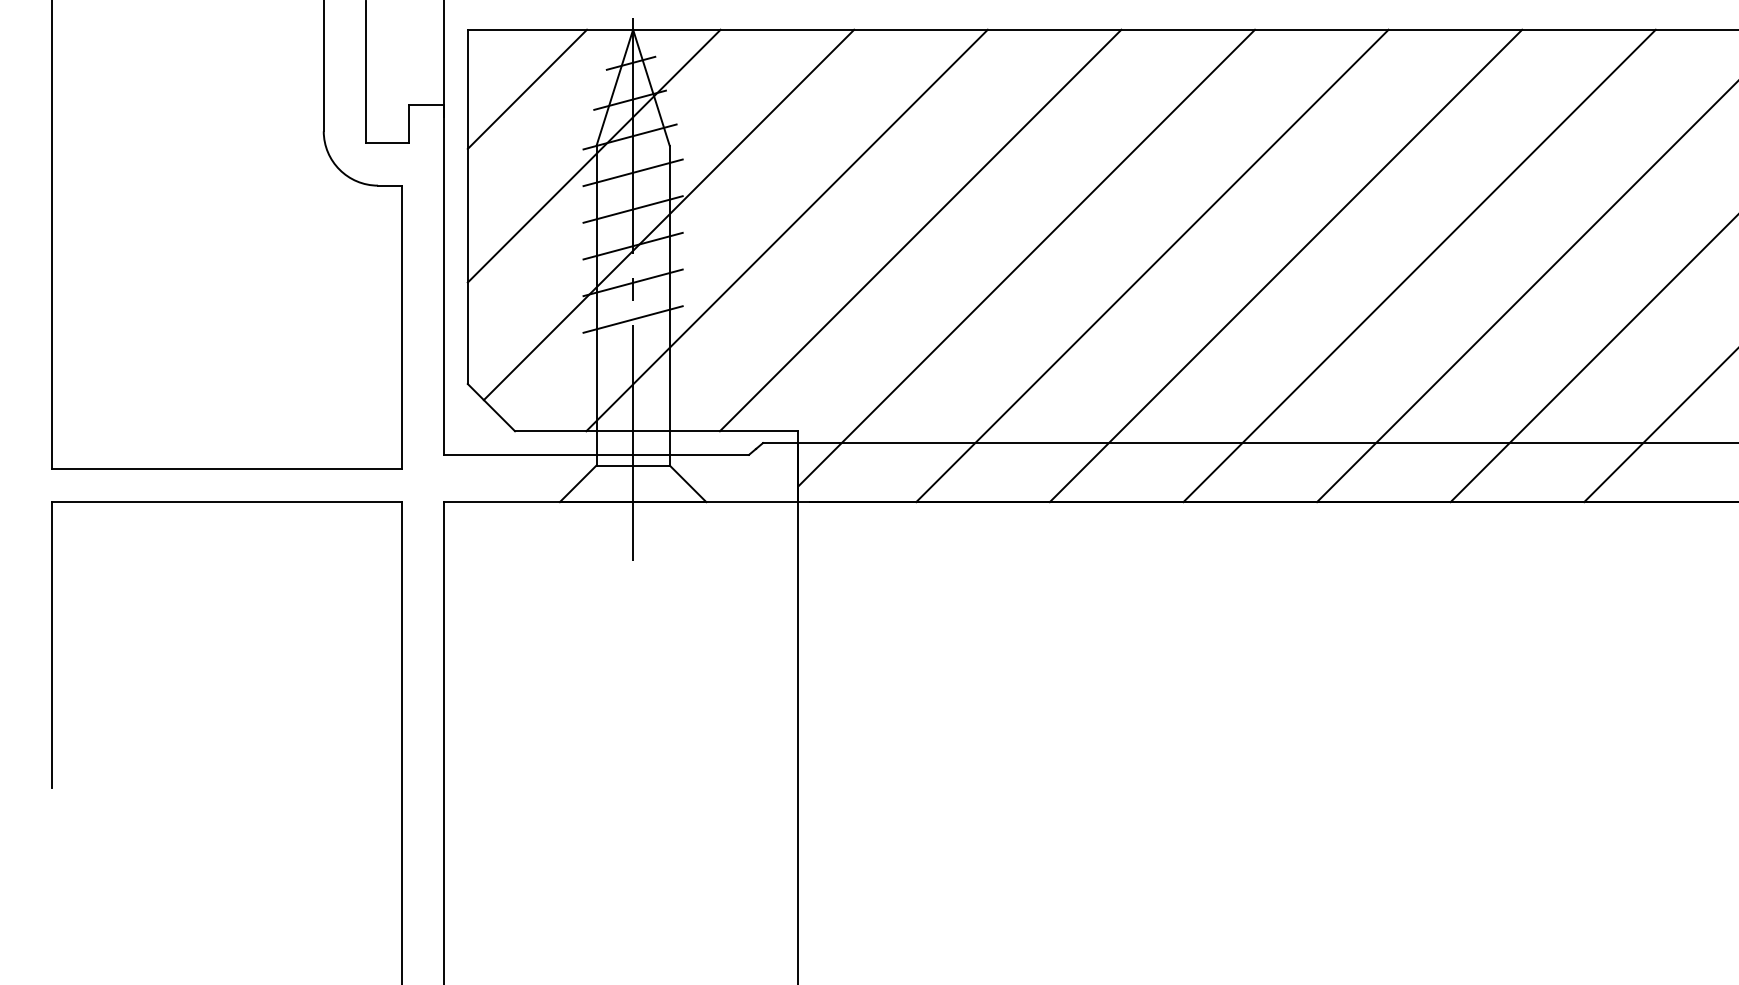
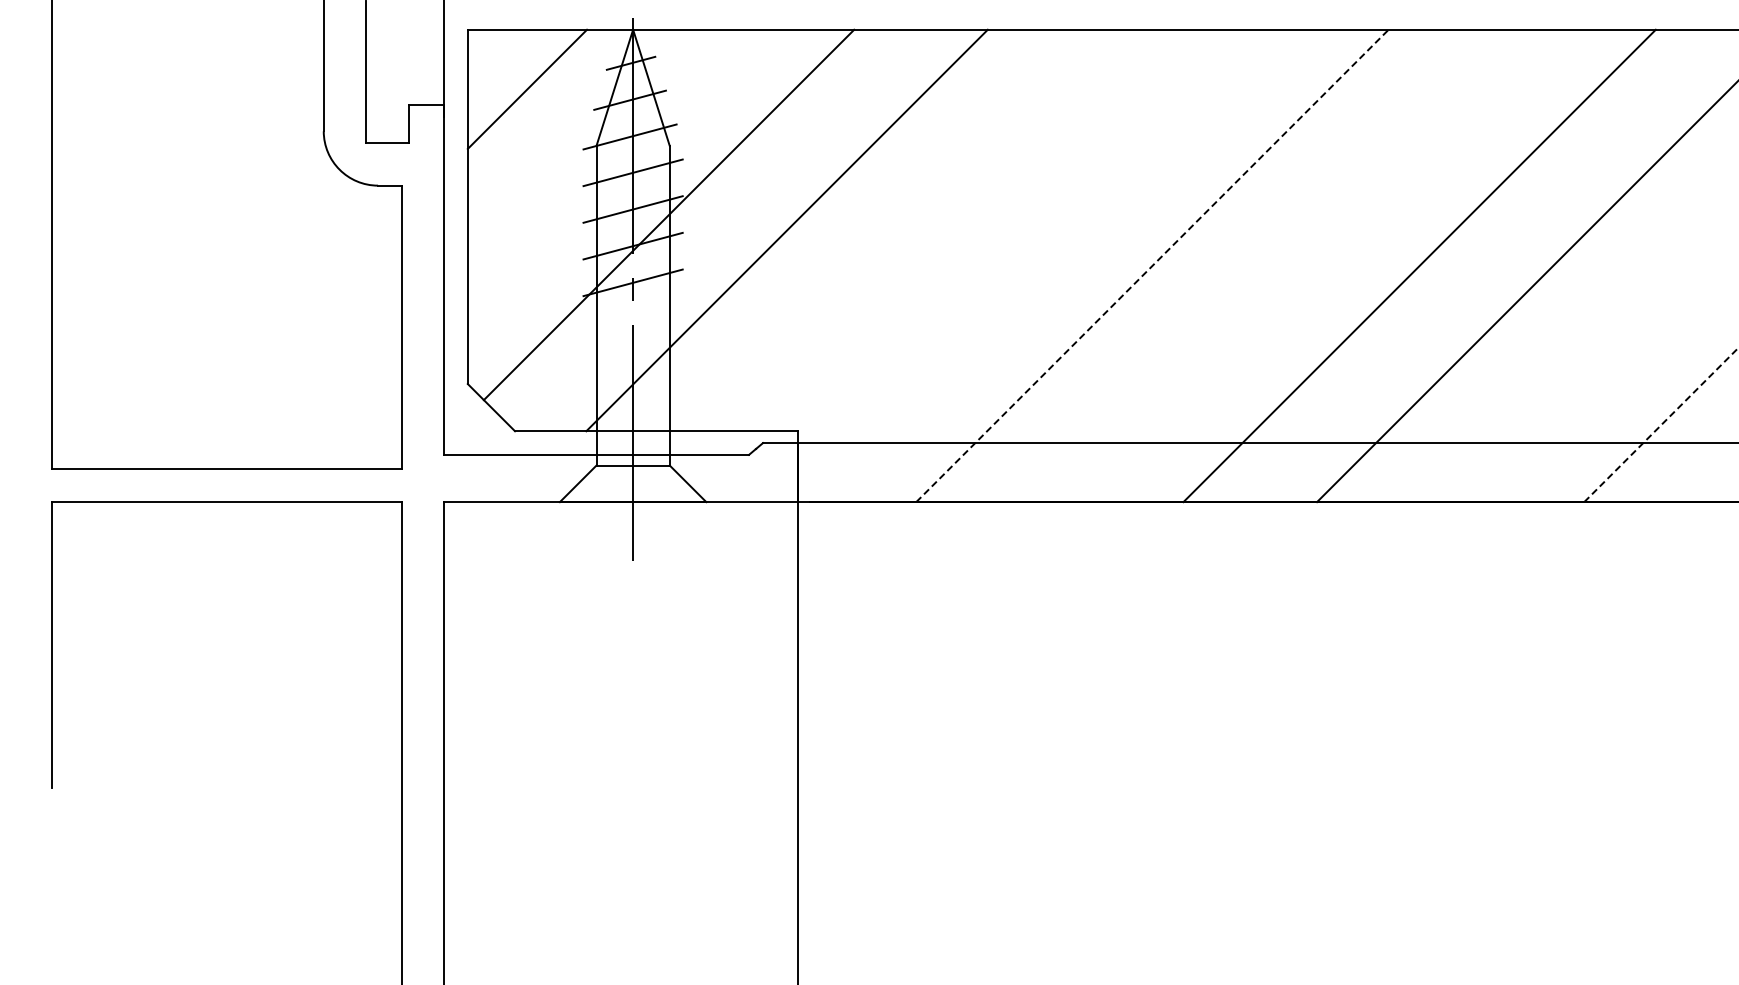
line: present -> none (593, 155)
line: present -> none (920, 230)
line: present -> none (1026, 257)
line: solid -> dashed (1152, 265)
line: present -> none (1285, 265)
line: present -> none (632, 319)
line: present -> none (1592, 359)
line: solid -> dashed (1661, 425)
